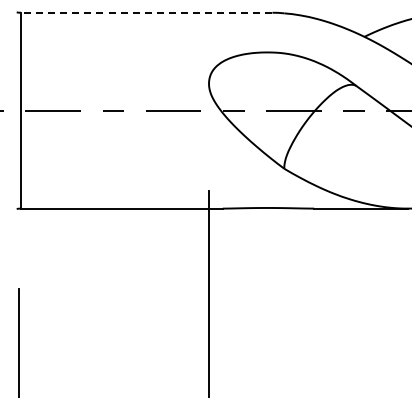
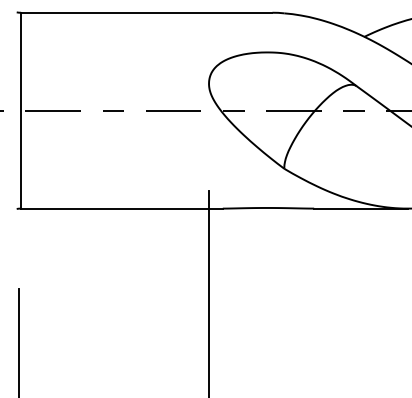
line: dashed -> solid (146, 12)
